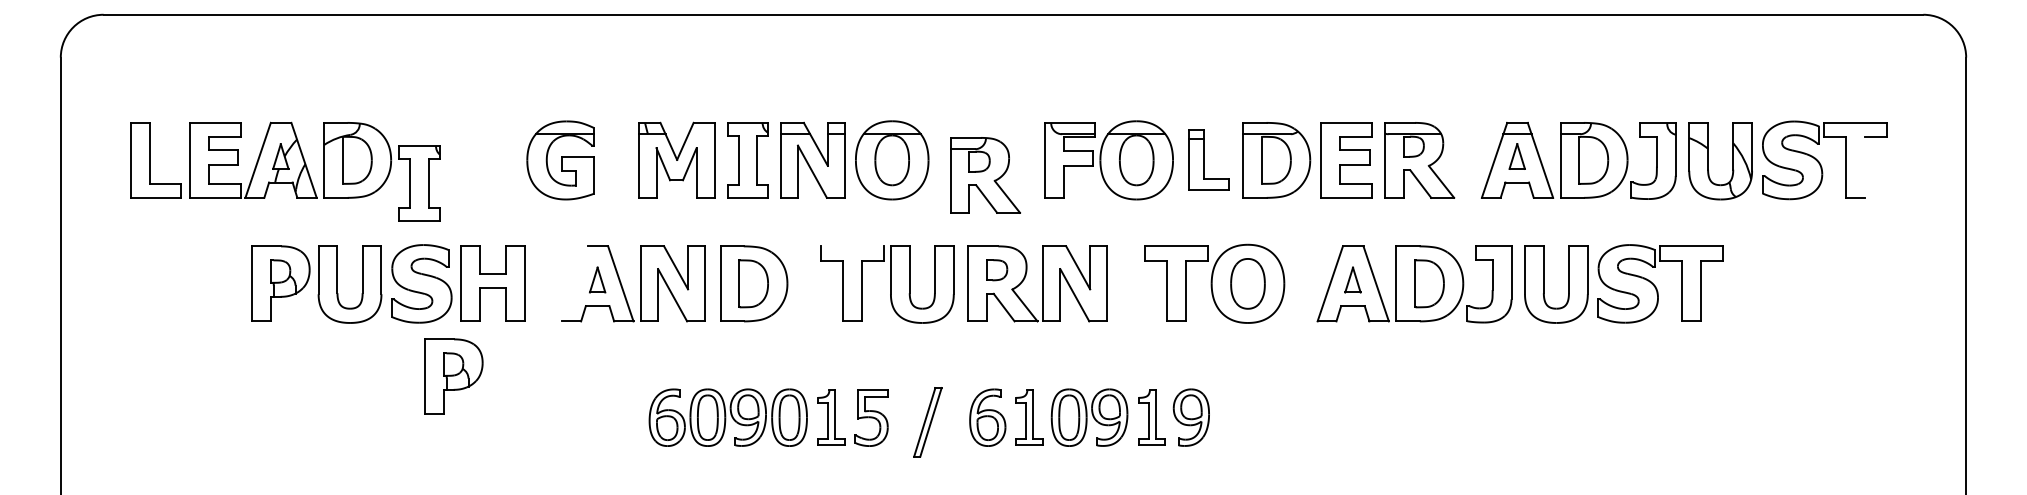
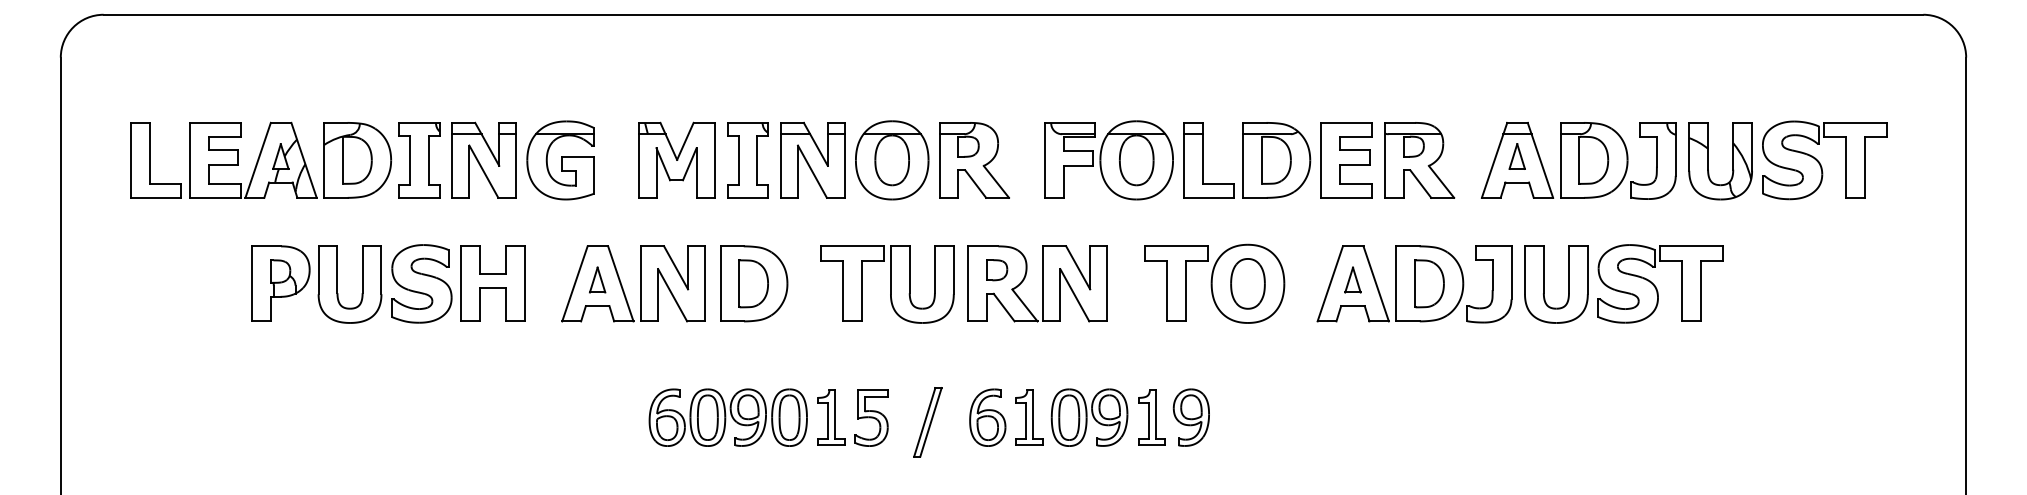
part: none -> present (483, 159)
part size: 42x62 px -> 52x77 px (1208, 160)
line: none -> present (1865, 167)
part position: (985, 175) -> (974, 160) (974, 160)
part position: (419, 183) -> (419, 160) (419, 160)
line: none -> present (852, 246)
line: none -> present (574, 283)
part: present -> none (453, 376)
